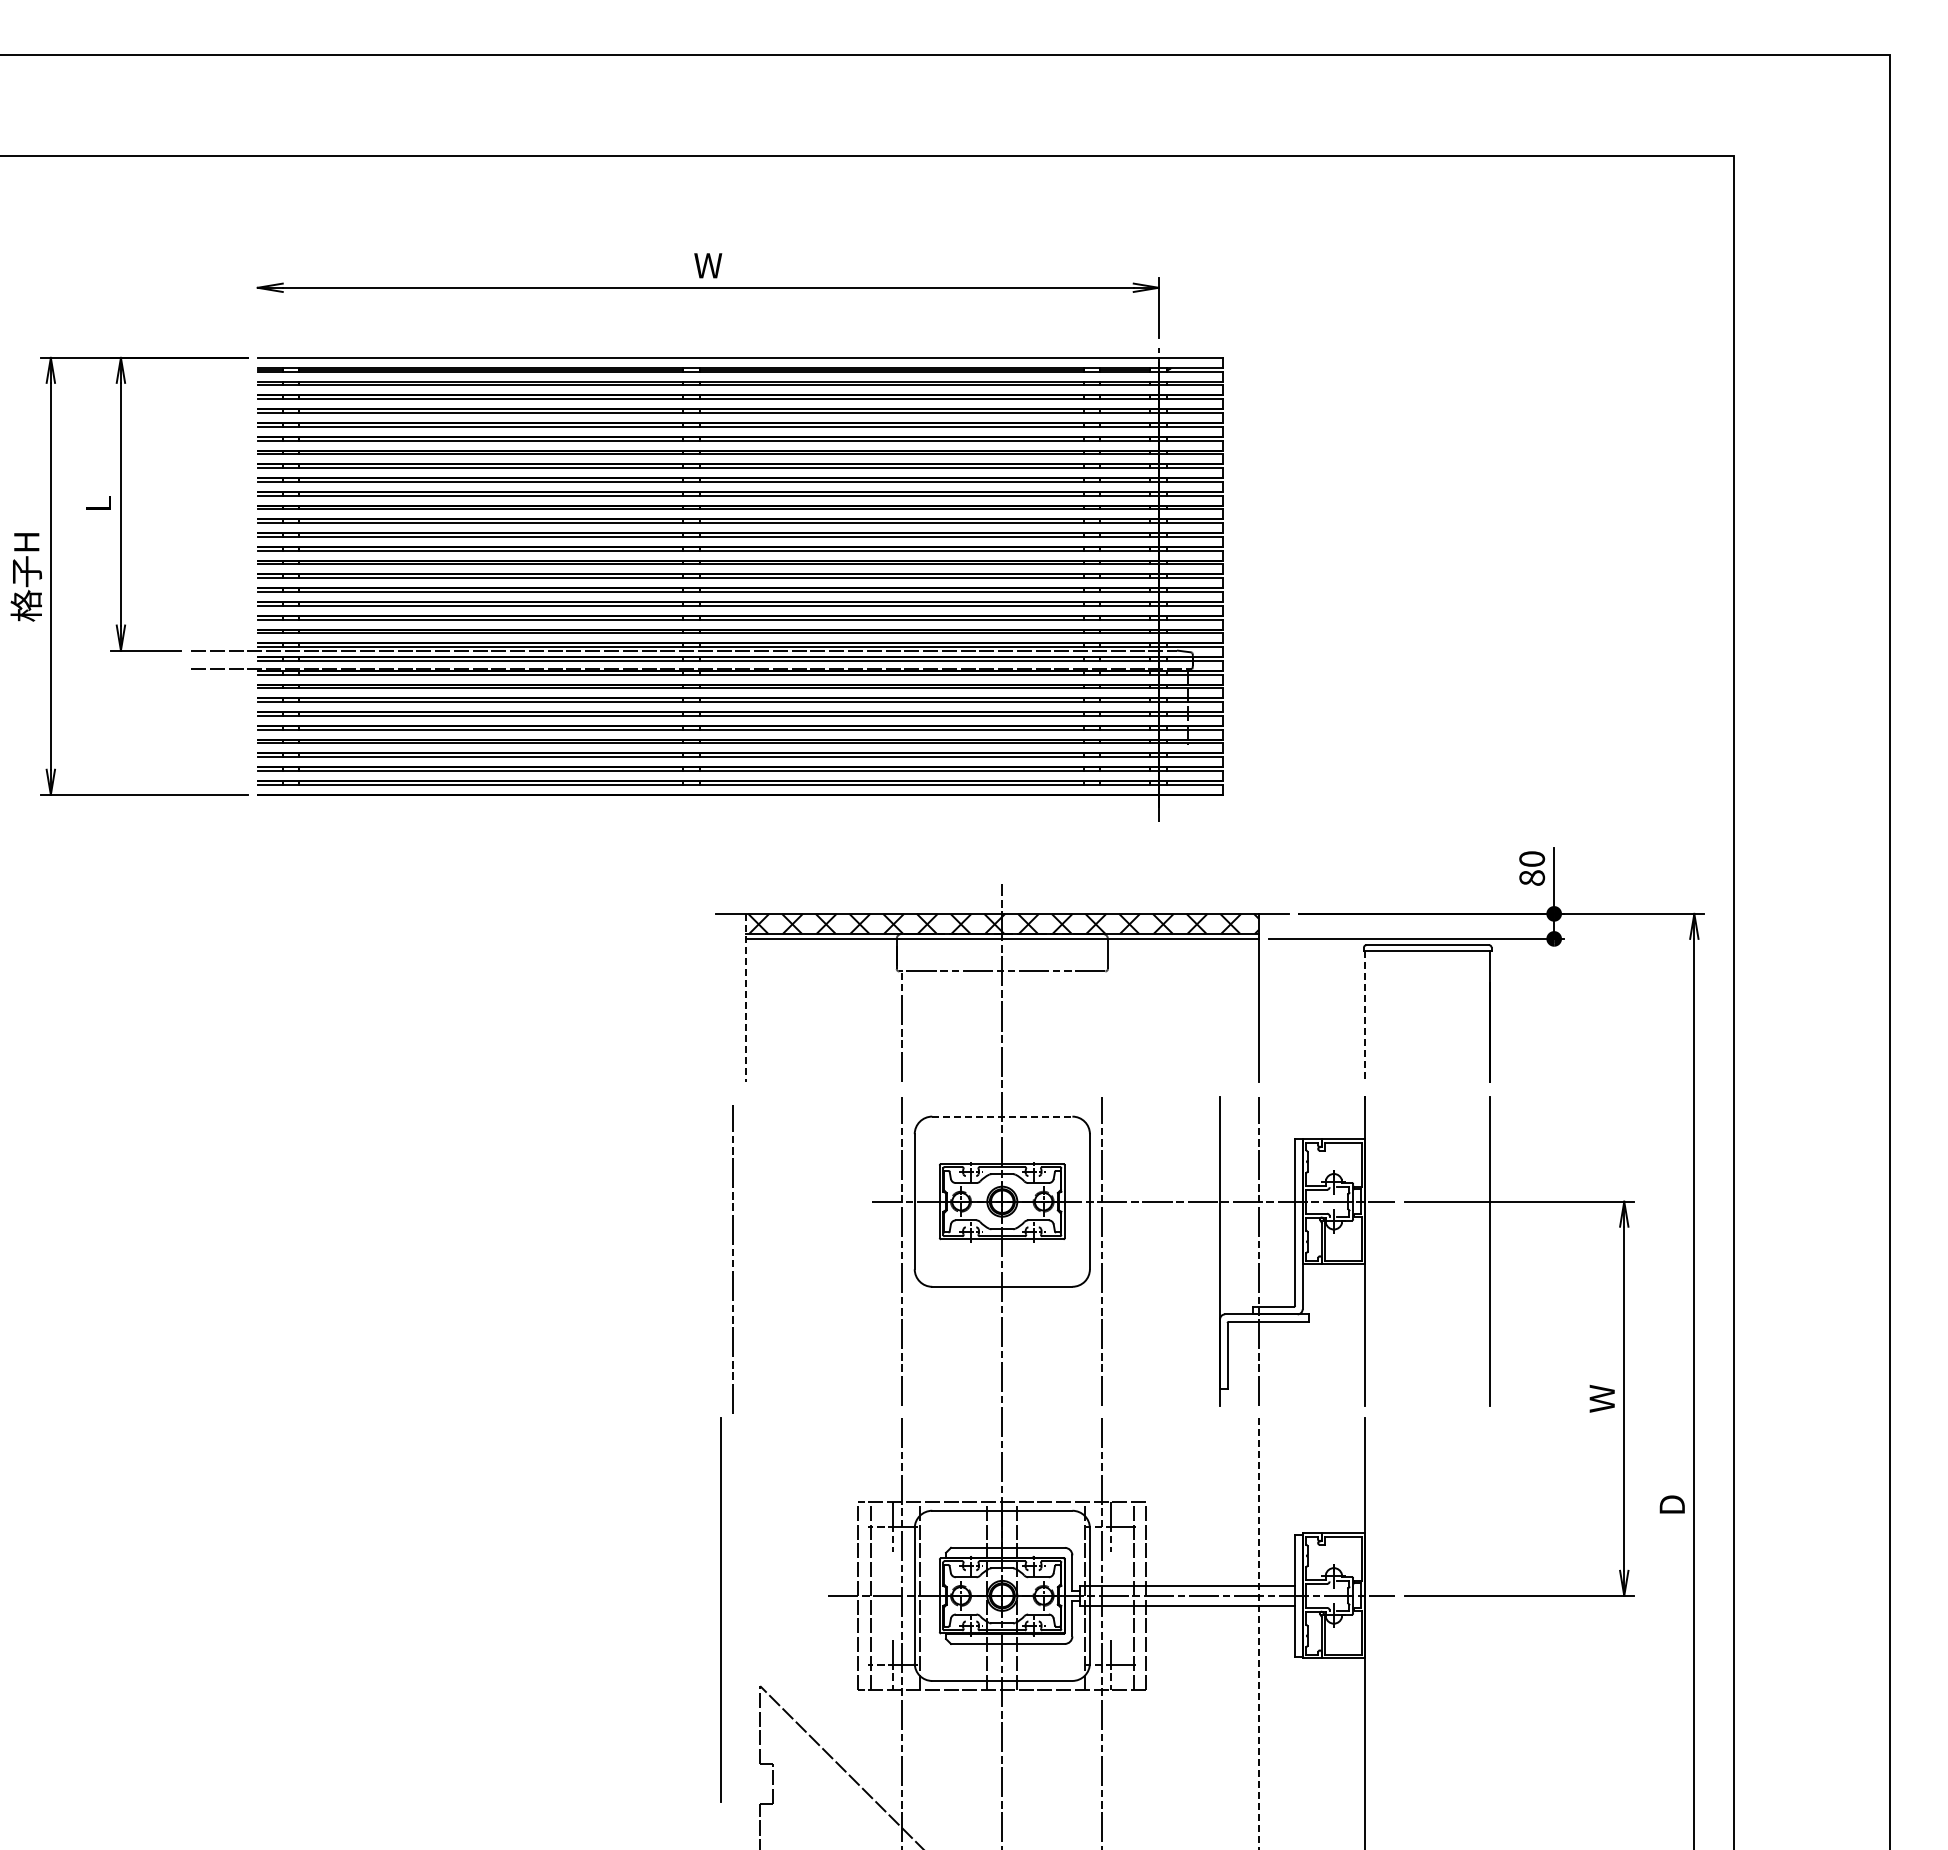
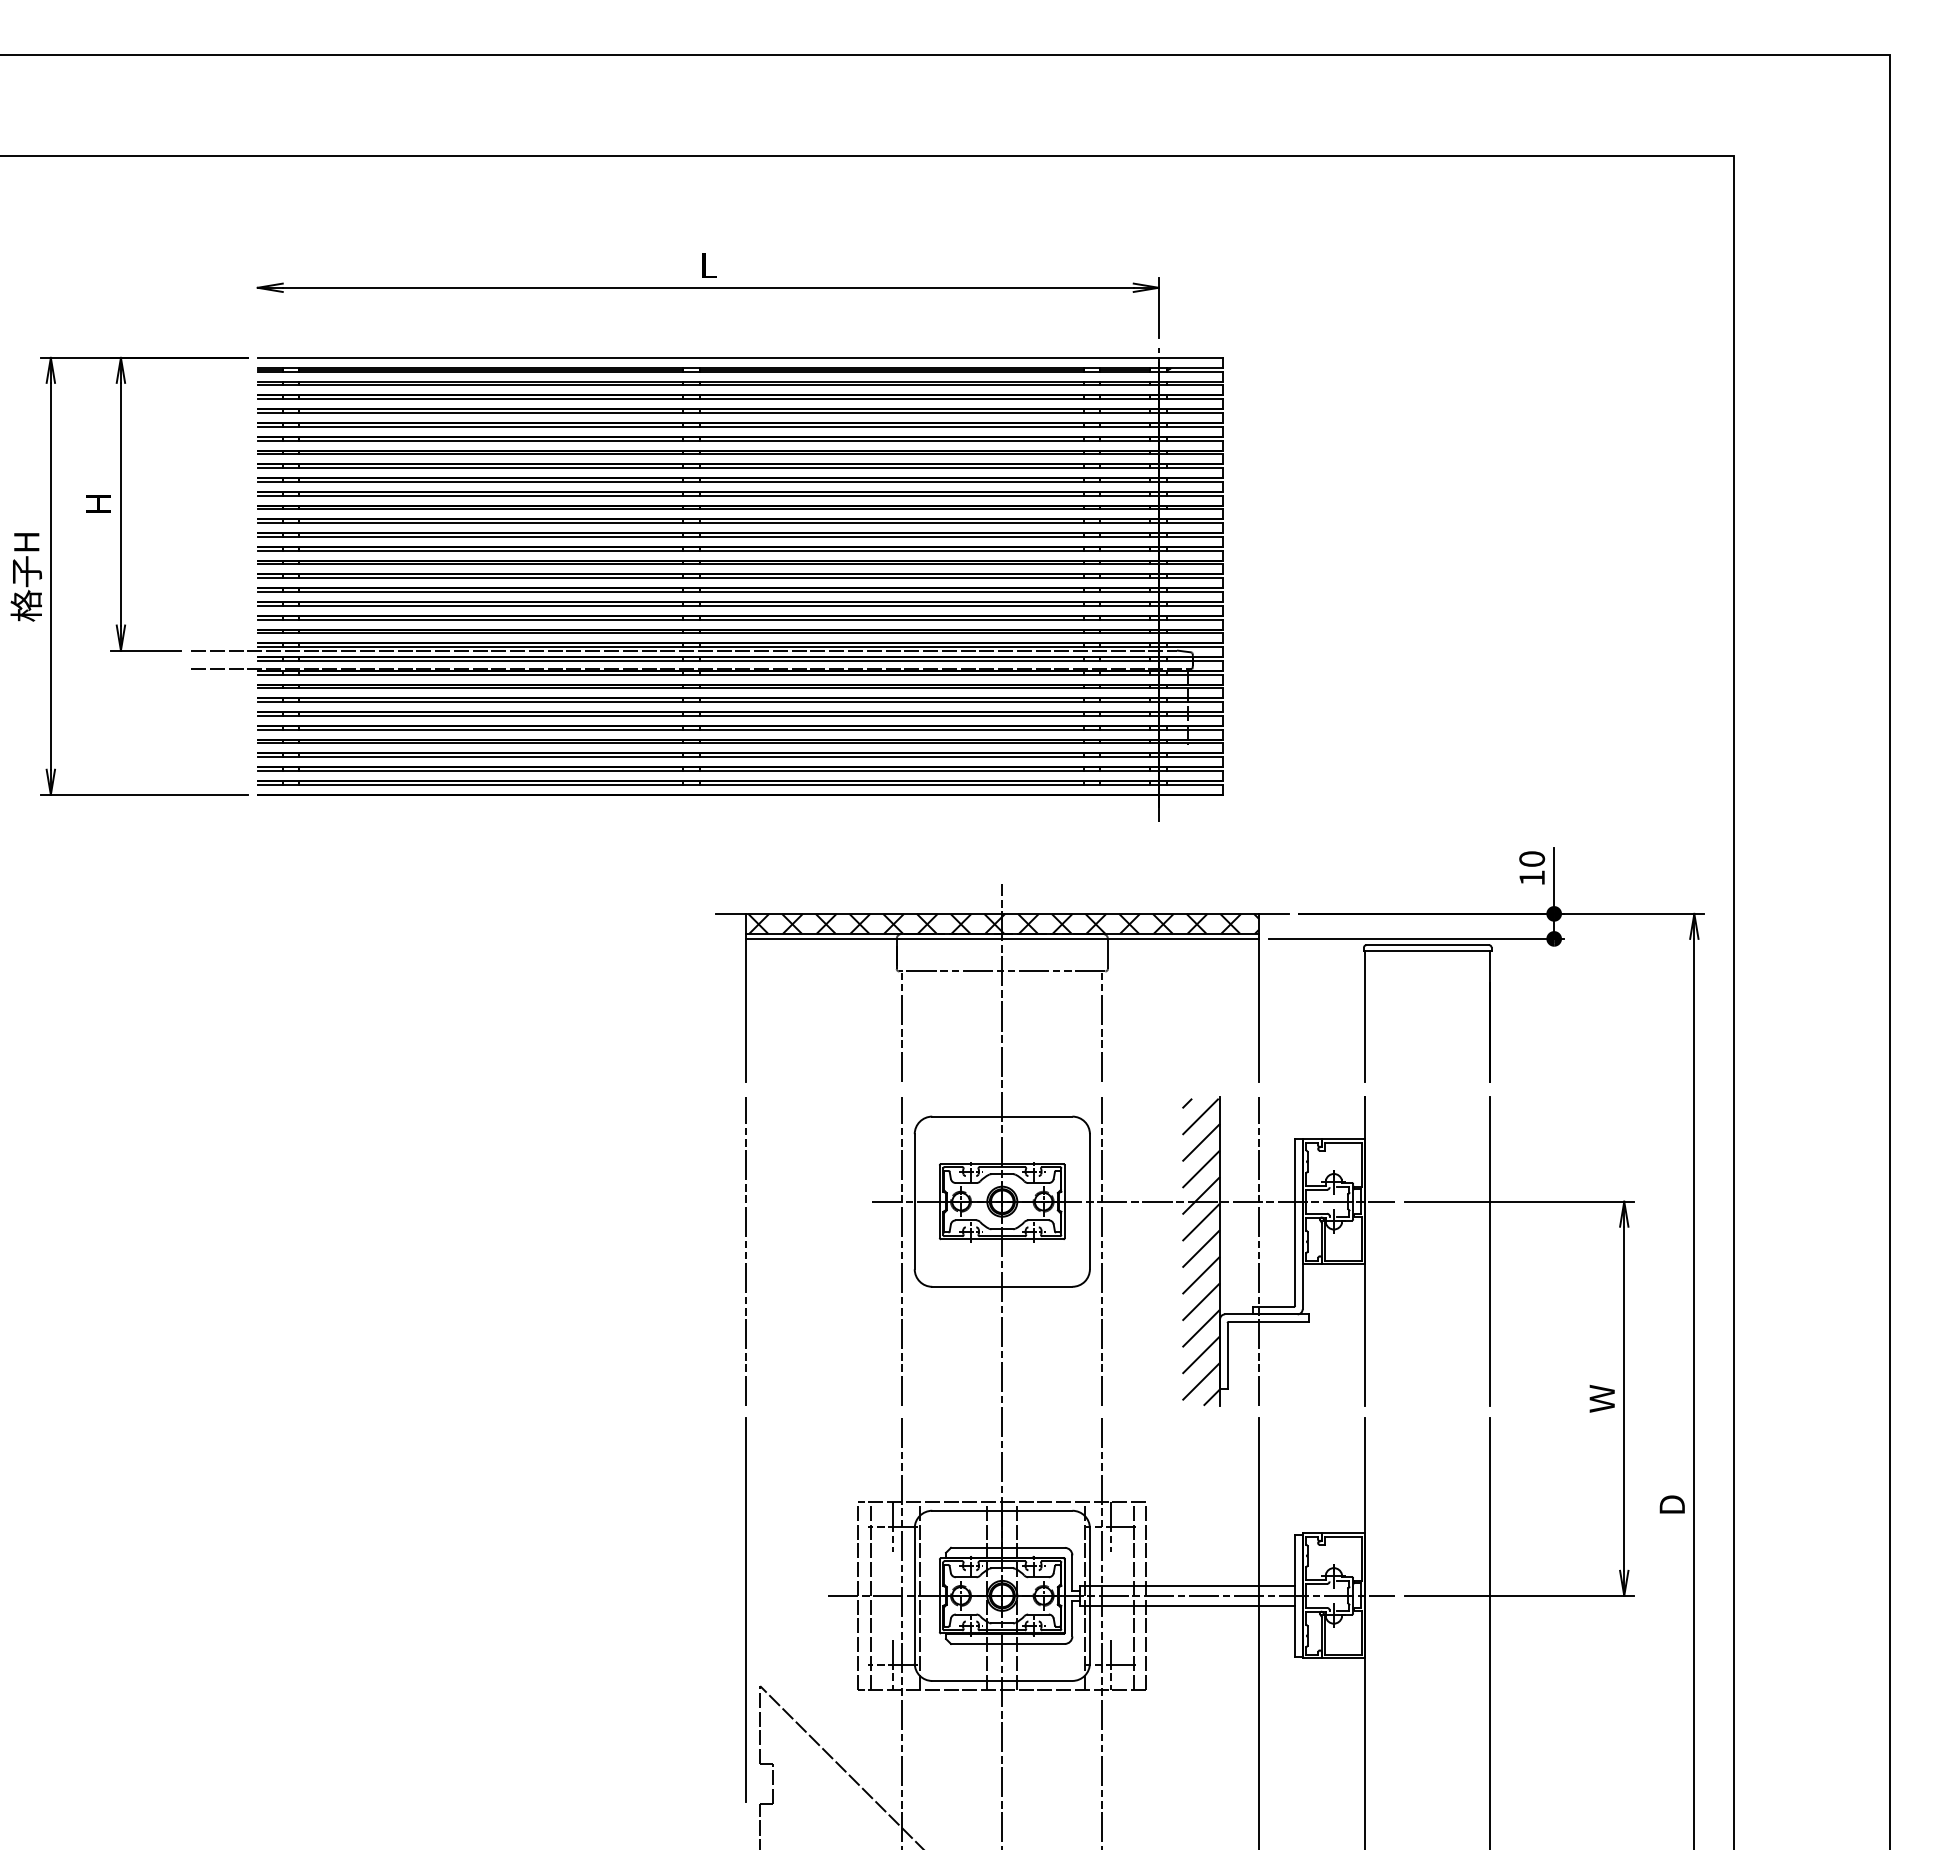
text: W -> L (708, 265)
text: L -> H (98, 503)
text: 80 -> 10 (1532, 877)
line: dashed -> solid (745, 997)
line: dashed -> solid (1365, 1017)
line: none -> present (1102, 1026)
line: dashed -> solid (1002, 1116)
hatch: none -> present (1201, 1251)
line position: (732, 1260) -> (745, 1252) (745, 1252)
line position: (720, 1609) -> (745, 1609) (745, 1609)
line: none -> present (1490, 1632)
line: dashed -> solid (1258, 1634)
